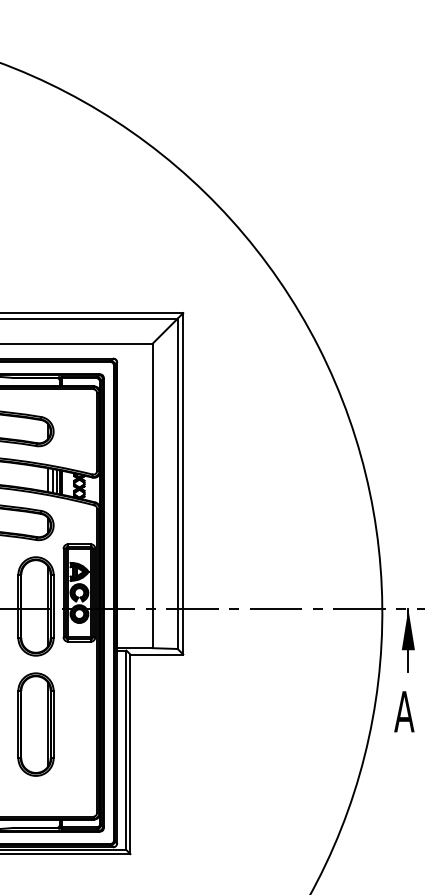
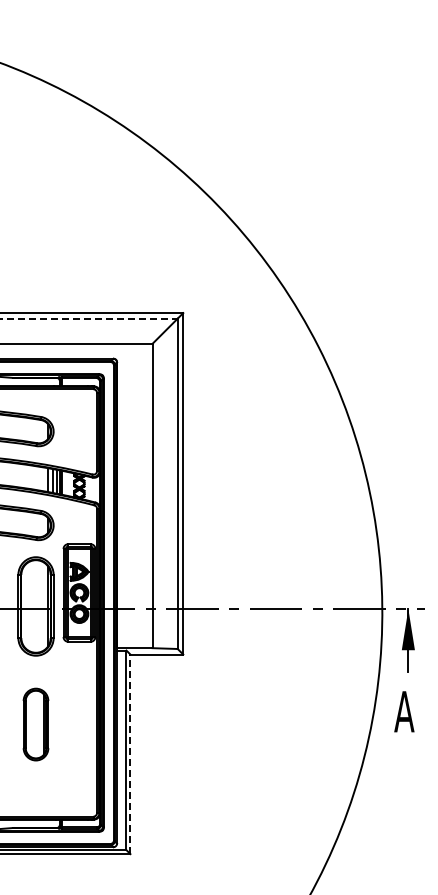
line: solid -> dashed (89, 318)
part size: 38x105 px -> 28x75 px (35, 724)
line: solid -> dashed (130, 754)
